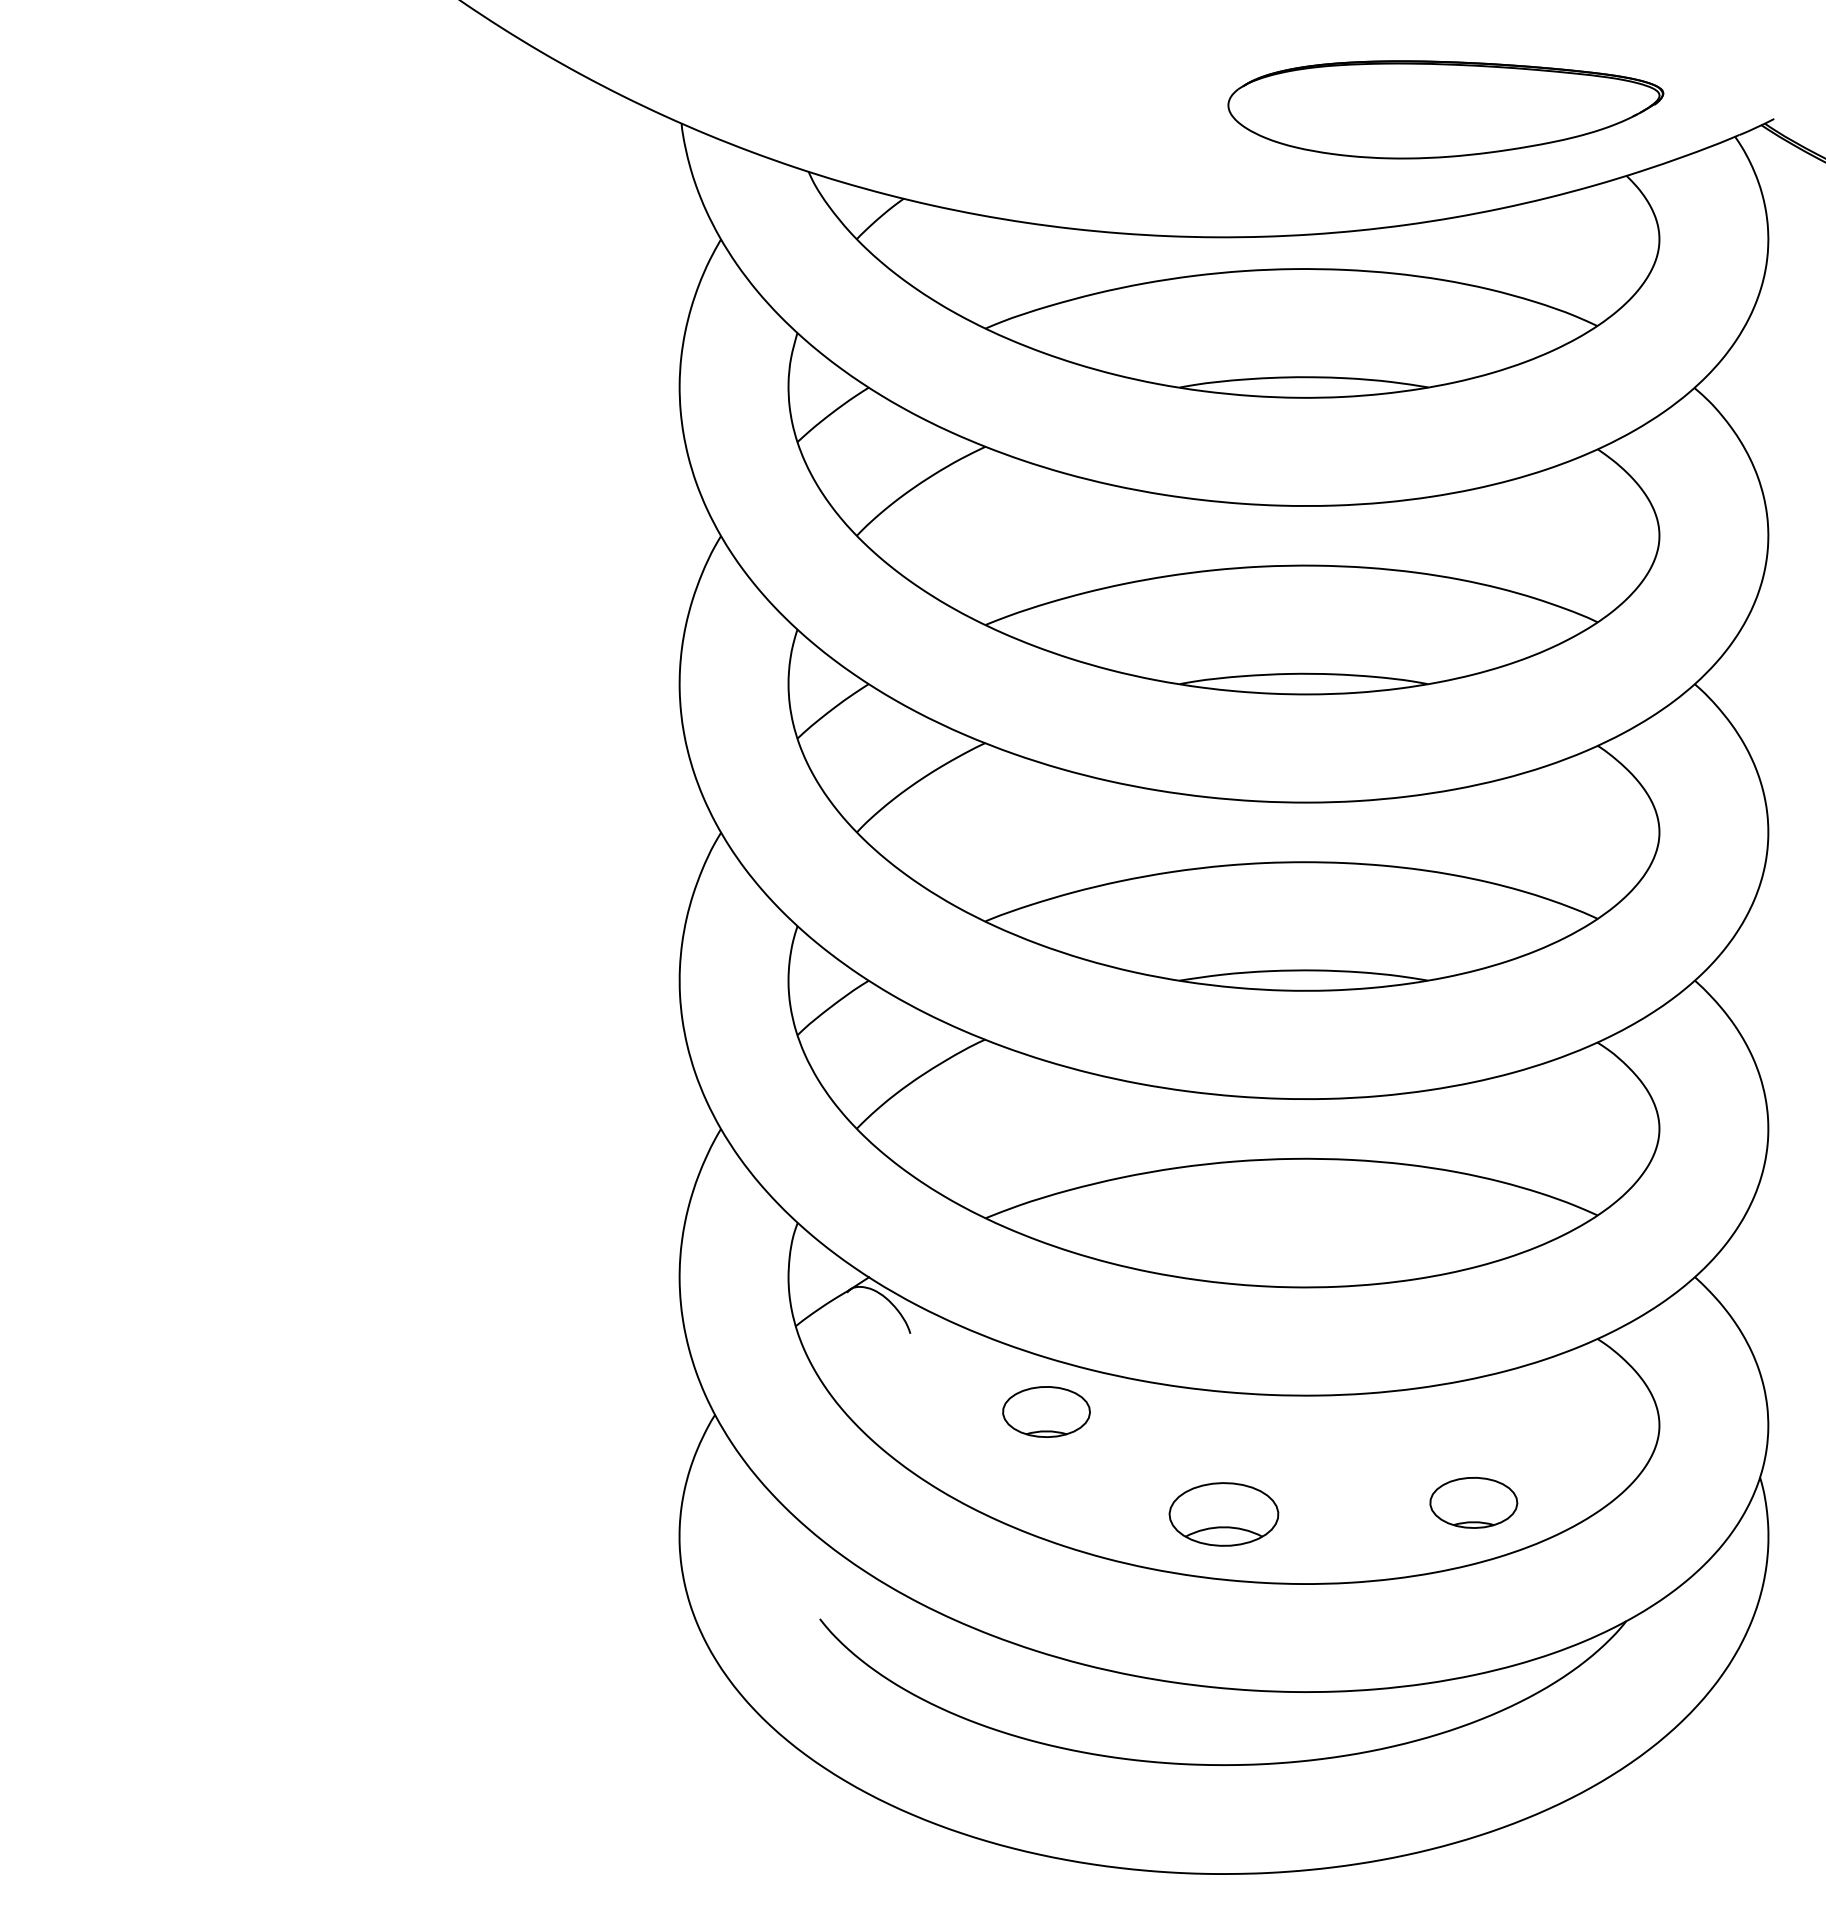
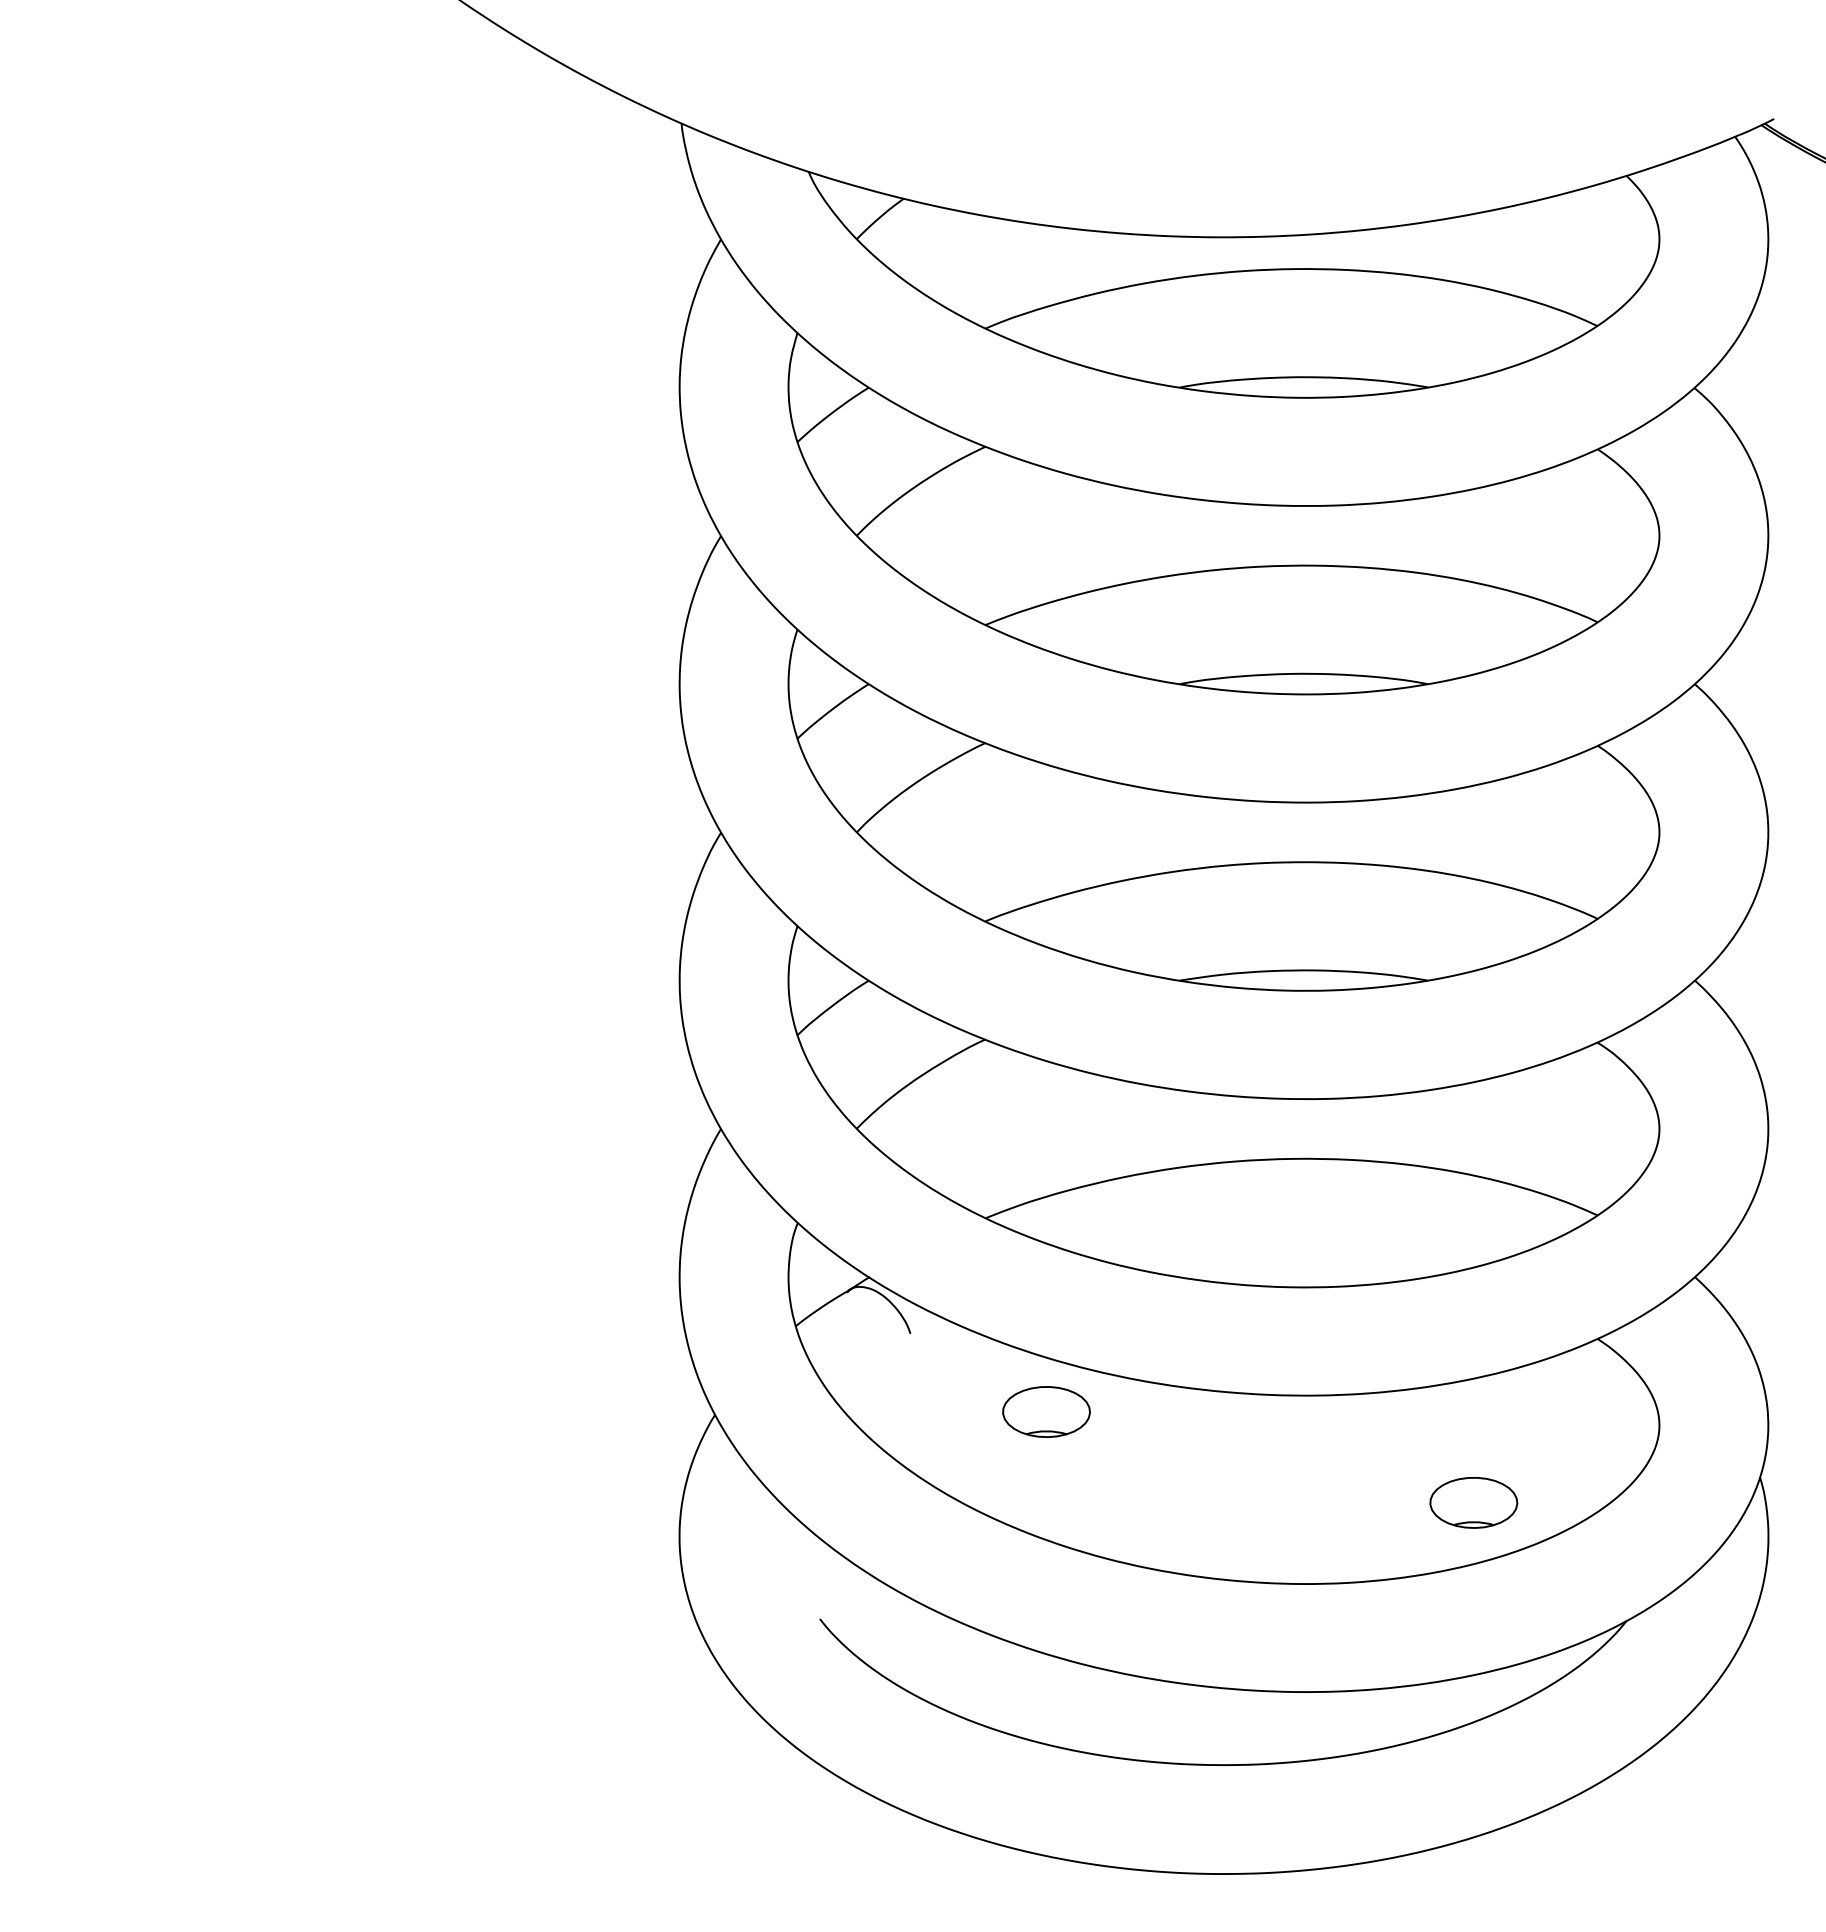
part: present -> none (1445, 109)
part: present -> none (1223, 1514)
